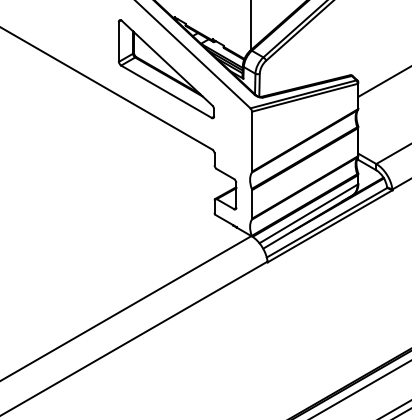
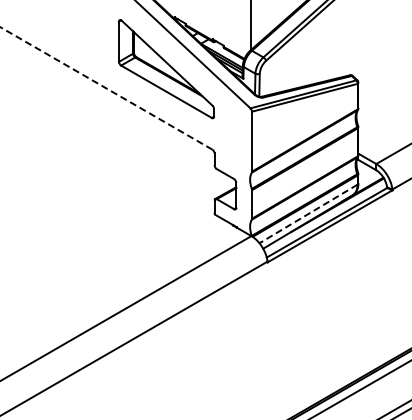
line: present -> none (383, 81)
line: solid -> dashed (105, 88)
line: solid -> dashed (308, 214)
